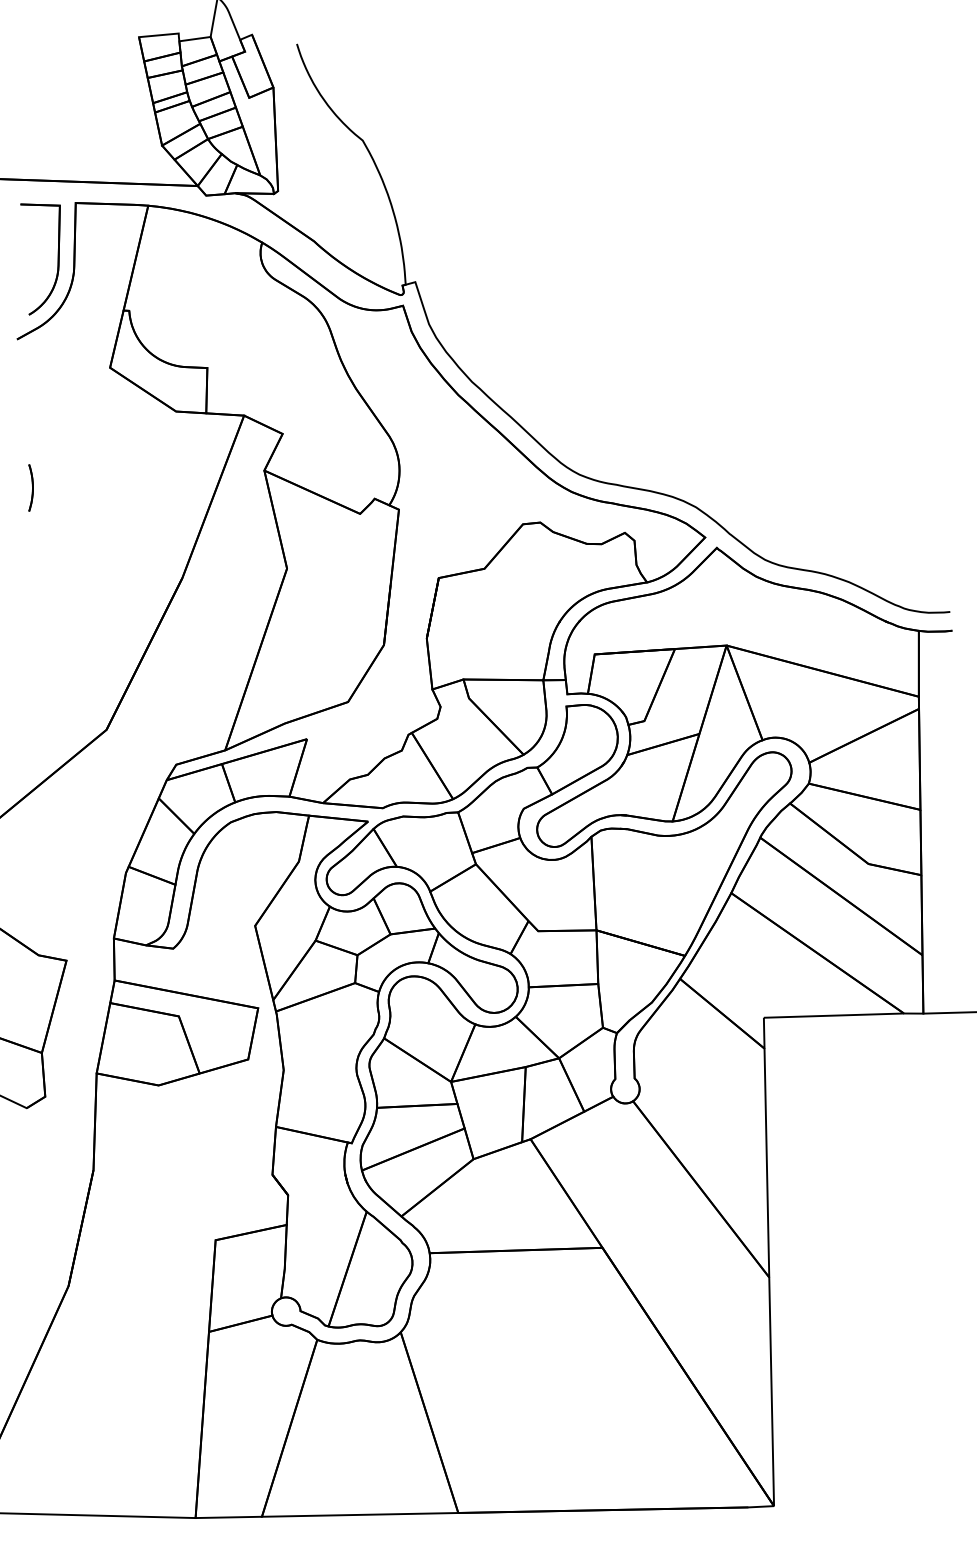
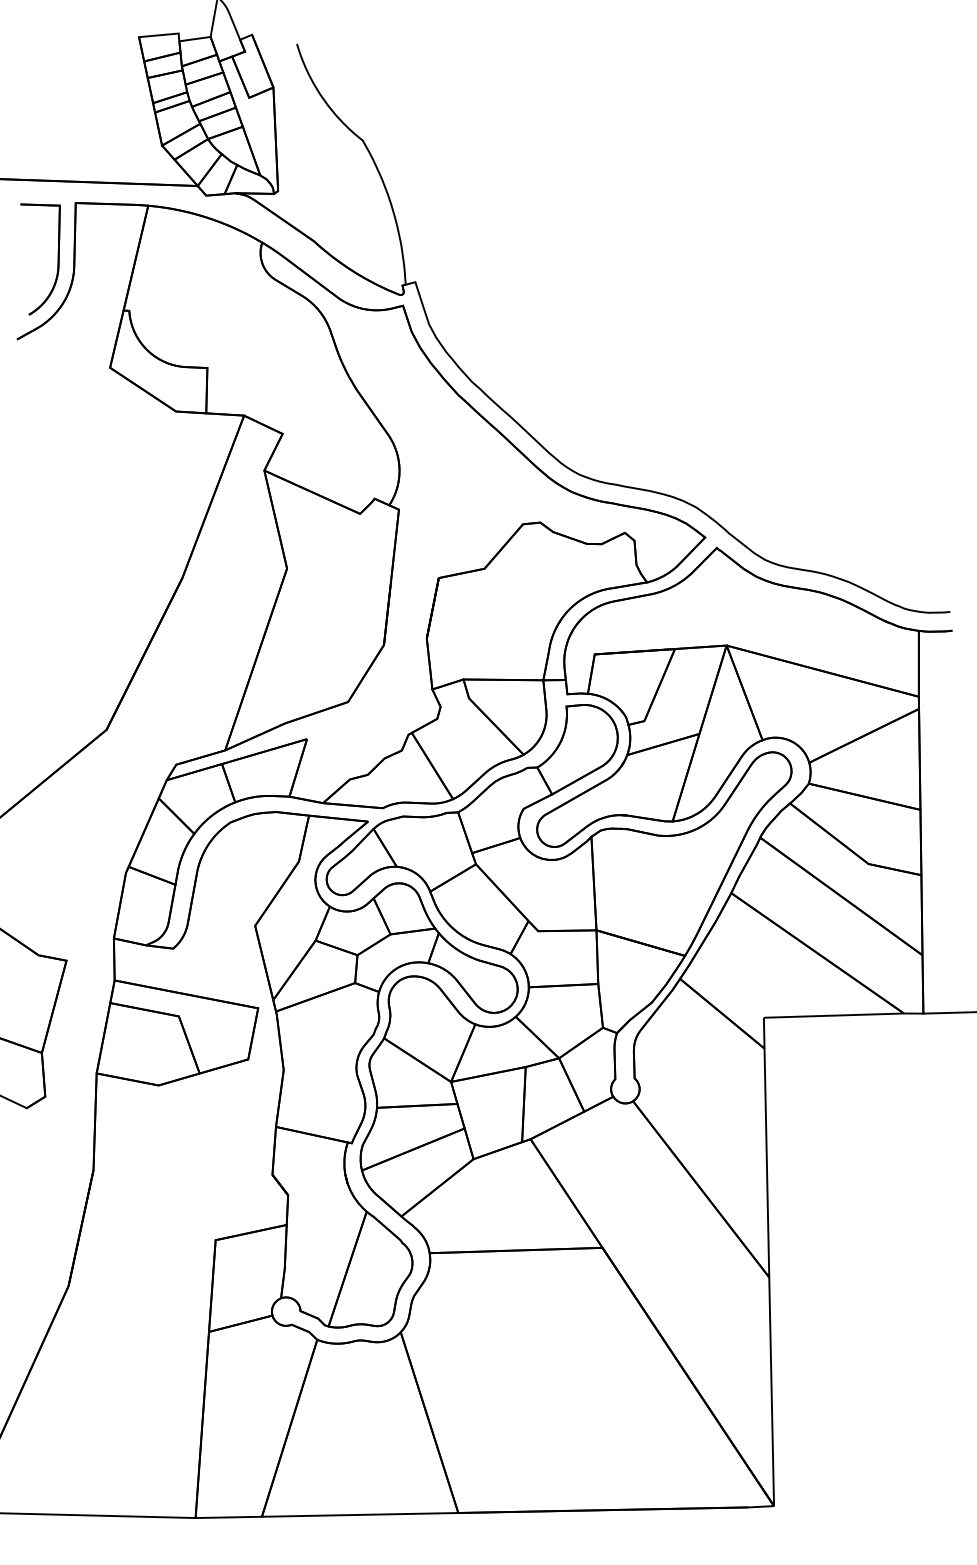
part: present -> none (30, 487)
